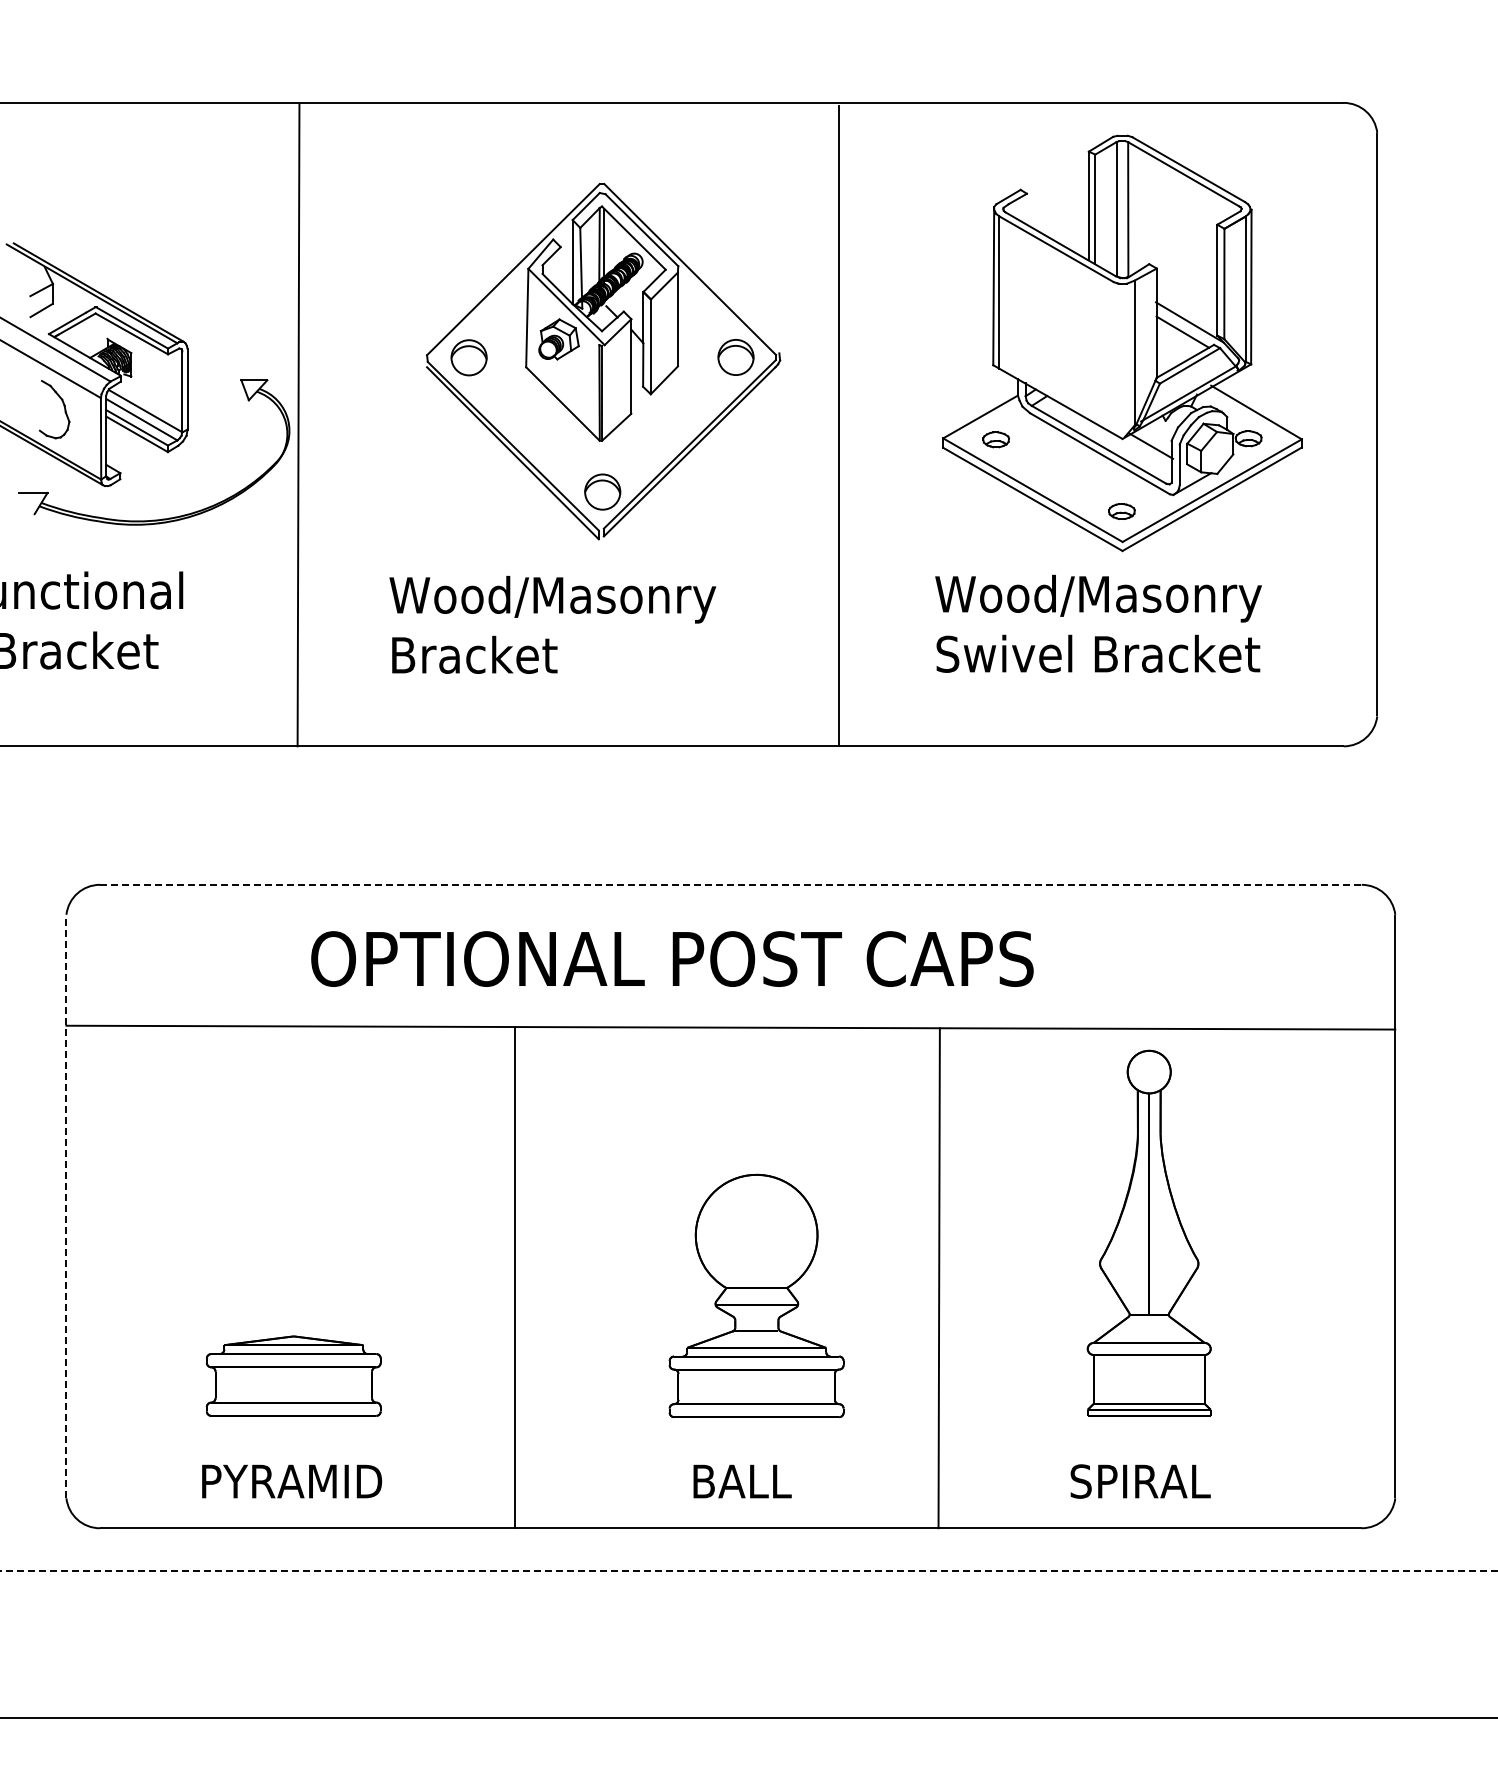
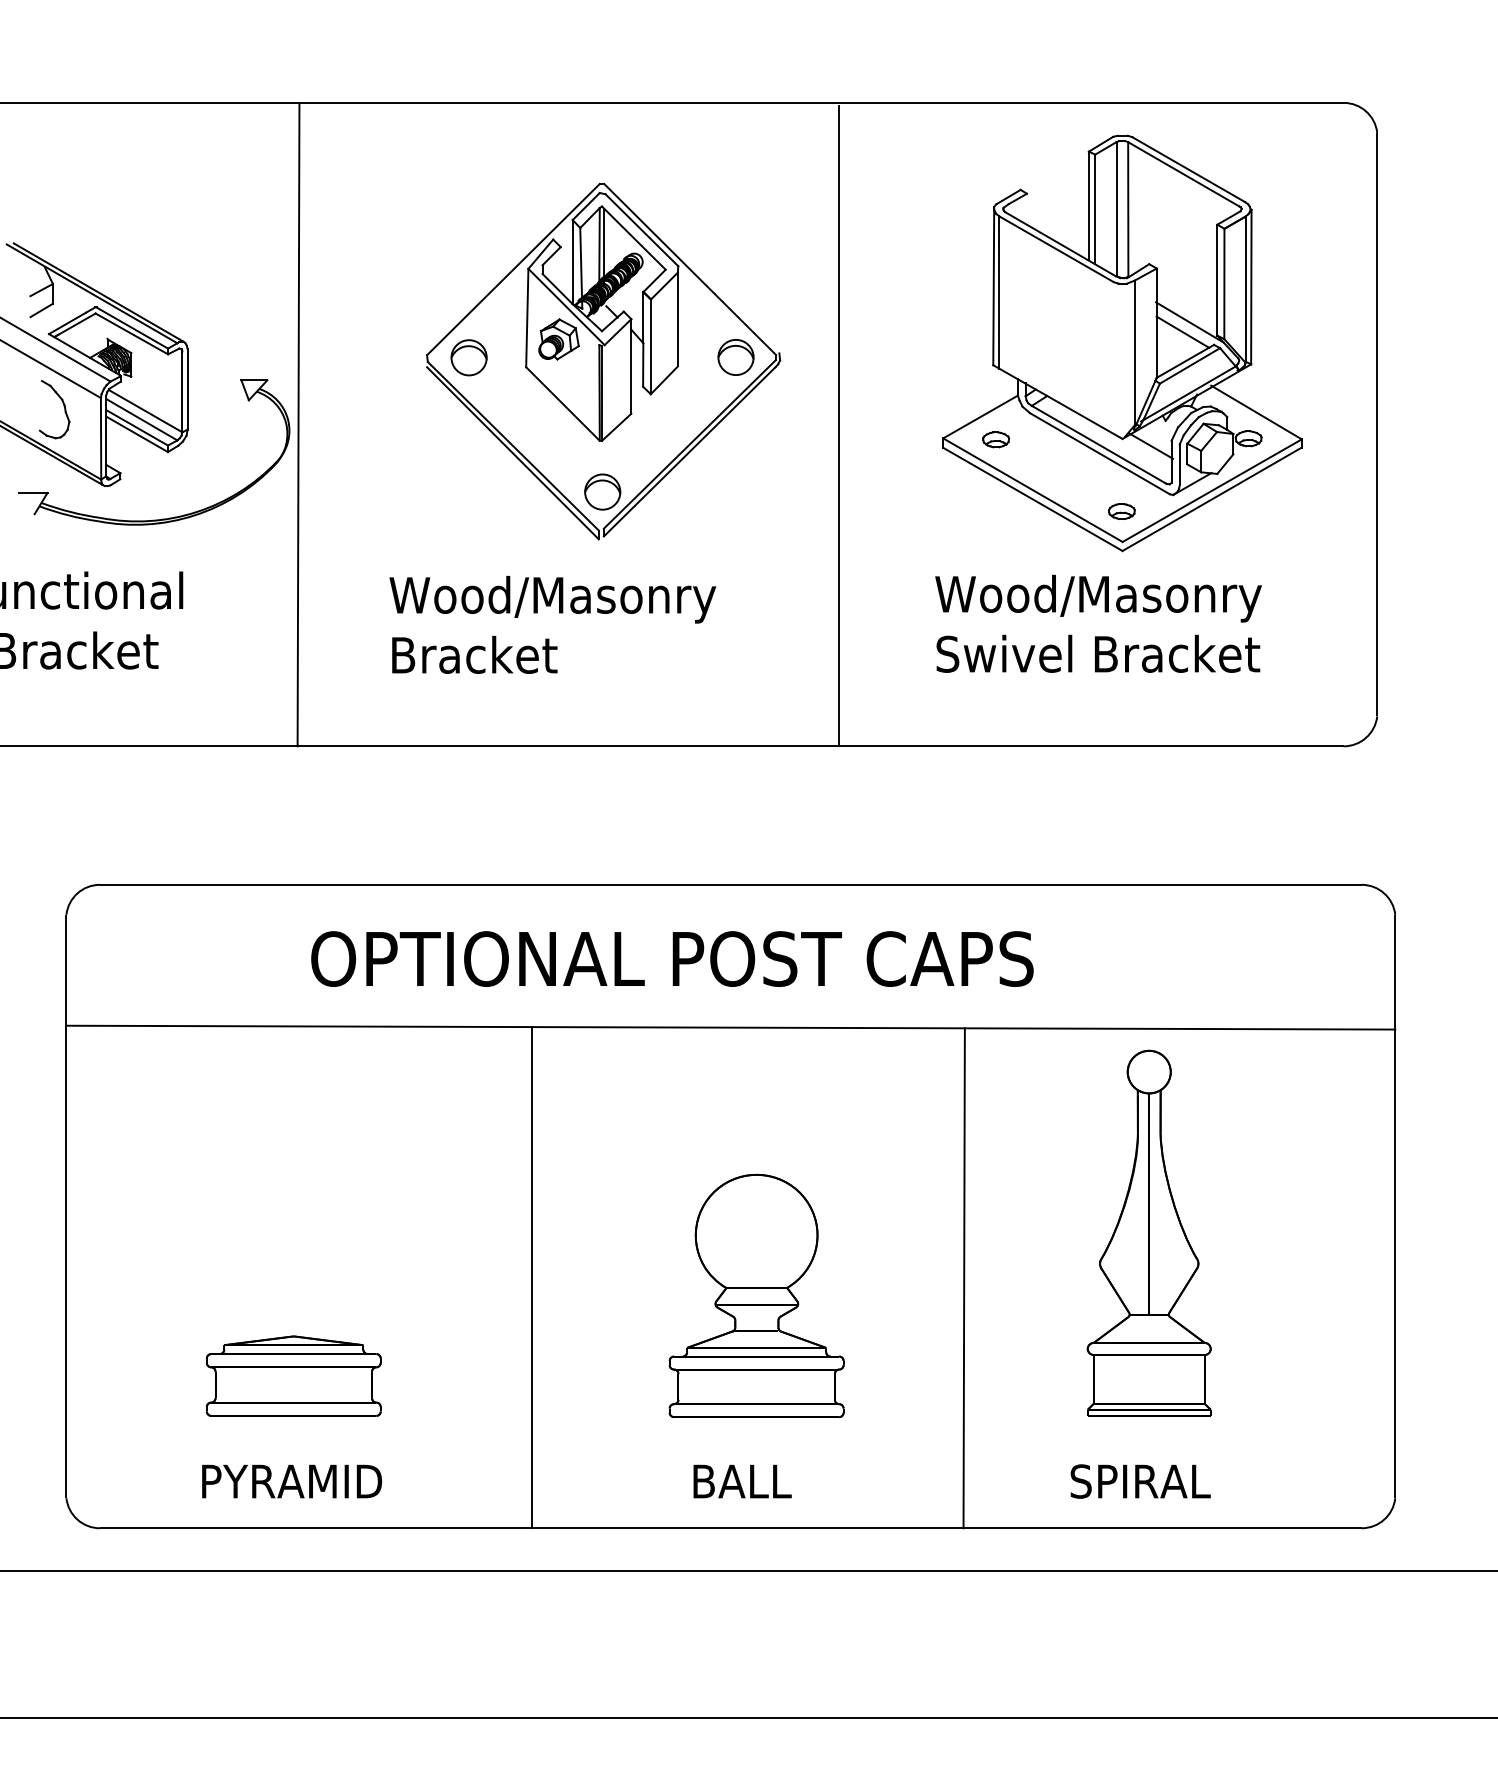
line: dashed -> solid (730, 884)
line: dashed -> solid (66, 1206)
line position: (514, 1277) -> (531, 1277) (531, 1277)
line position: (938, 1278) -> (963, 1278) (963, 1278)
line: dashed -> solid (748, 1570)
